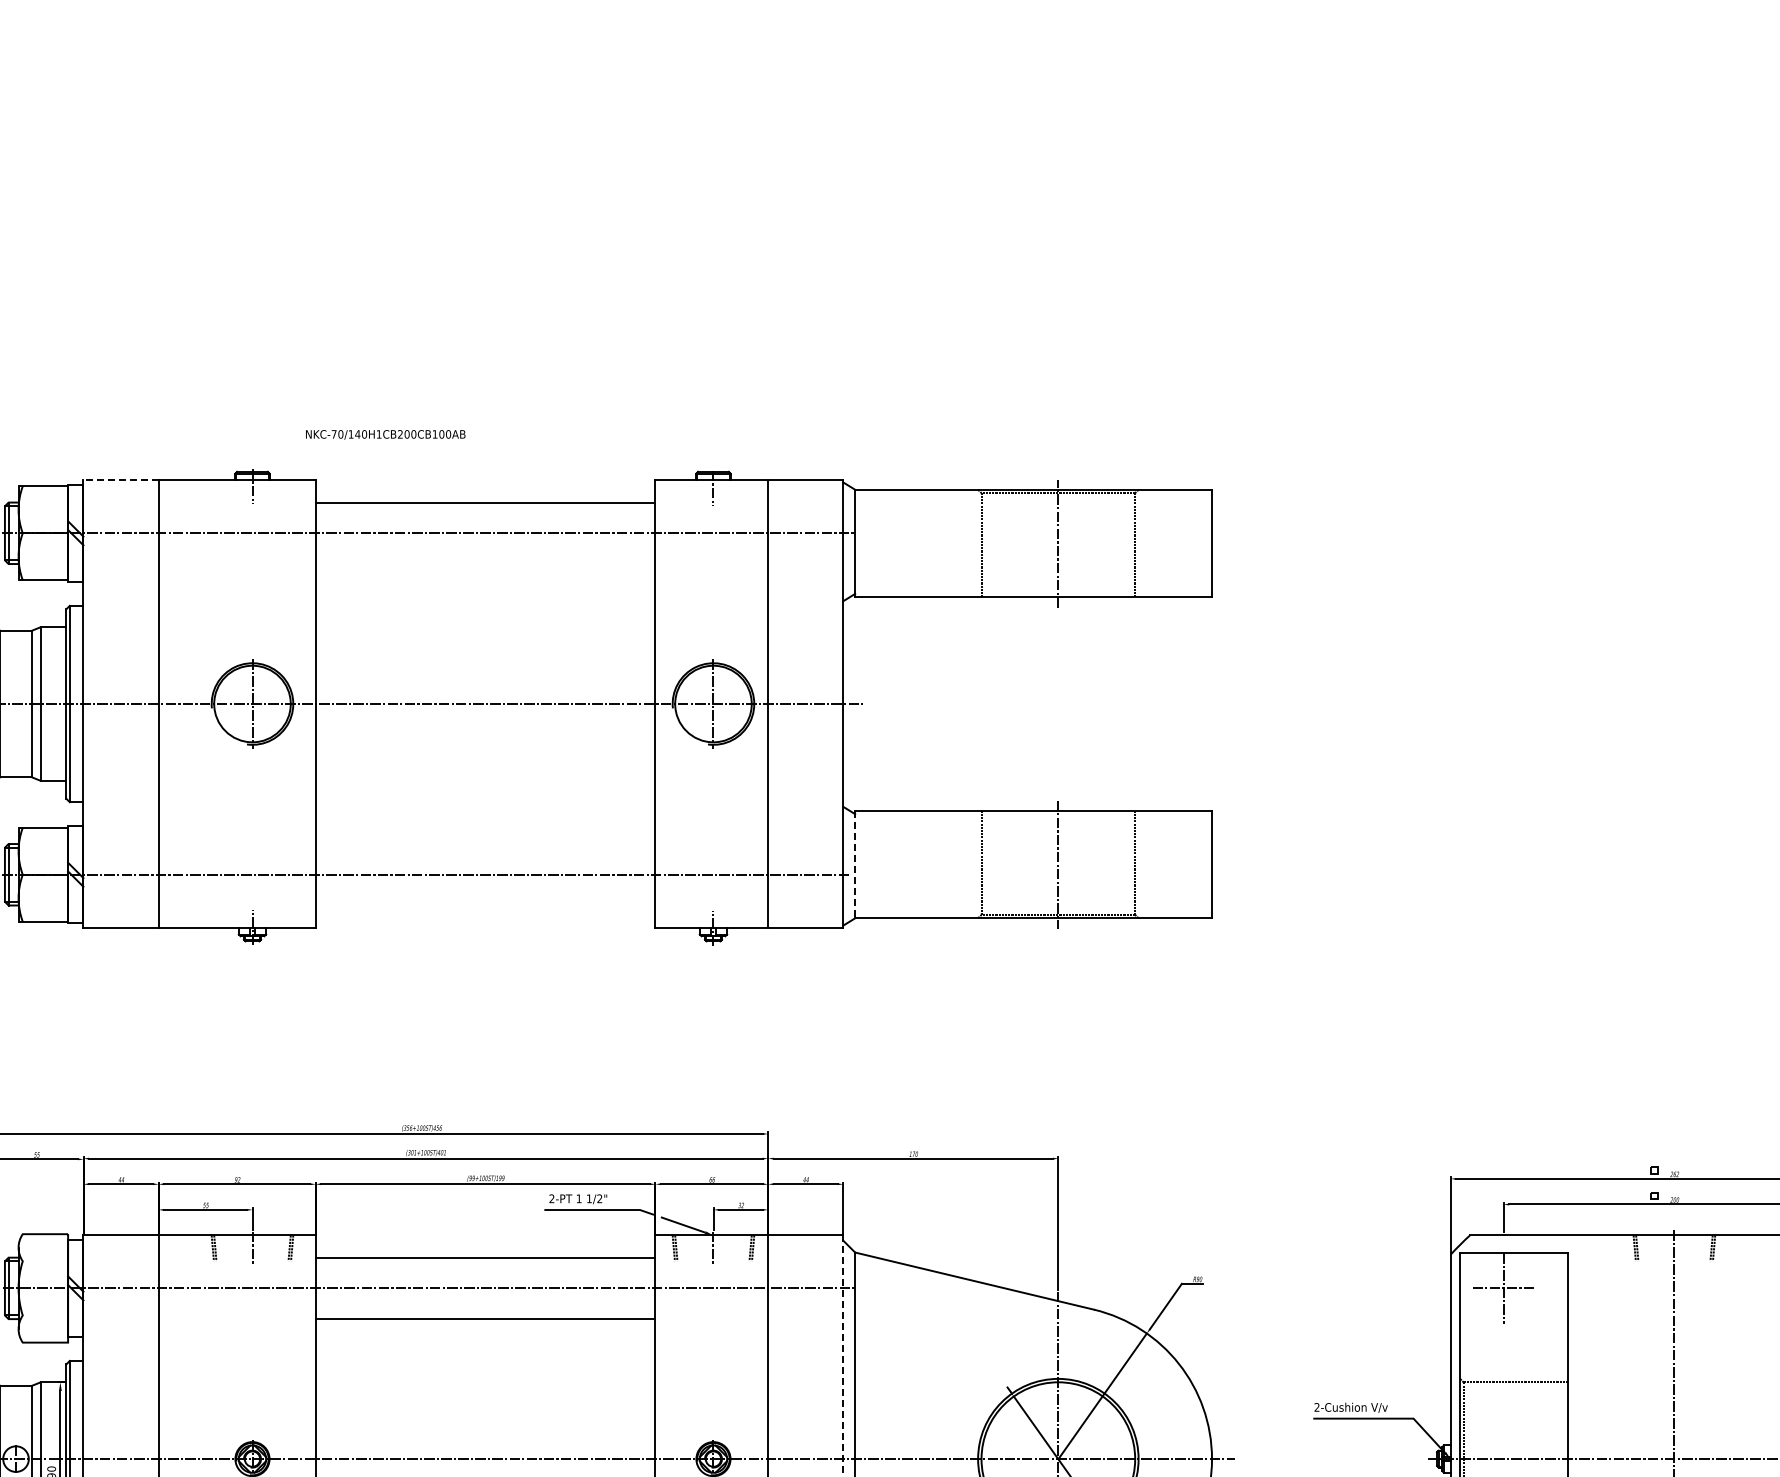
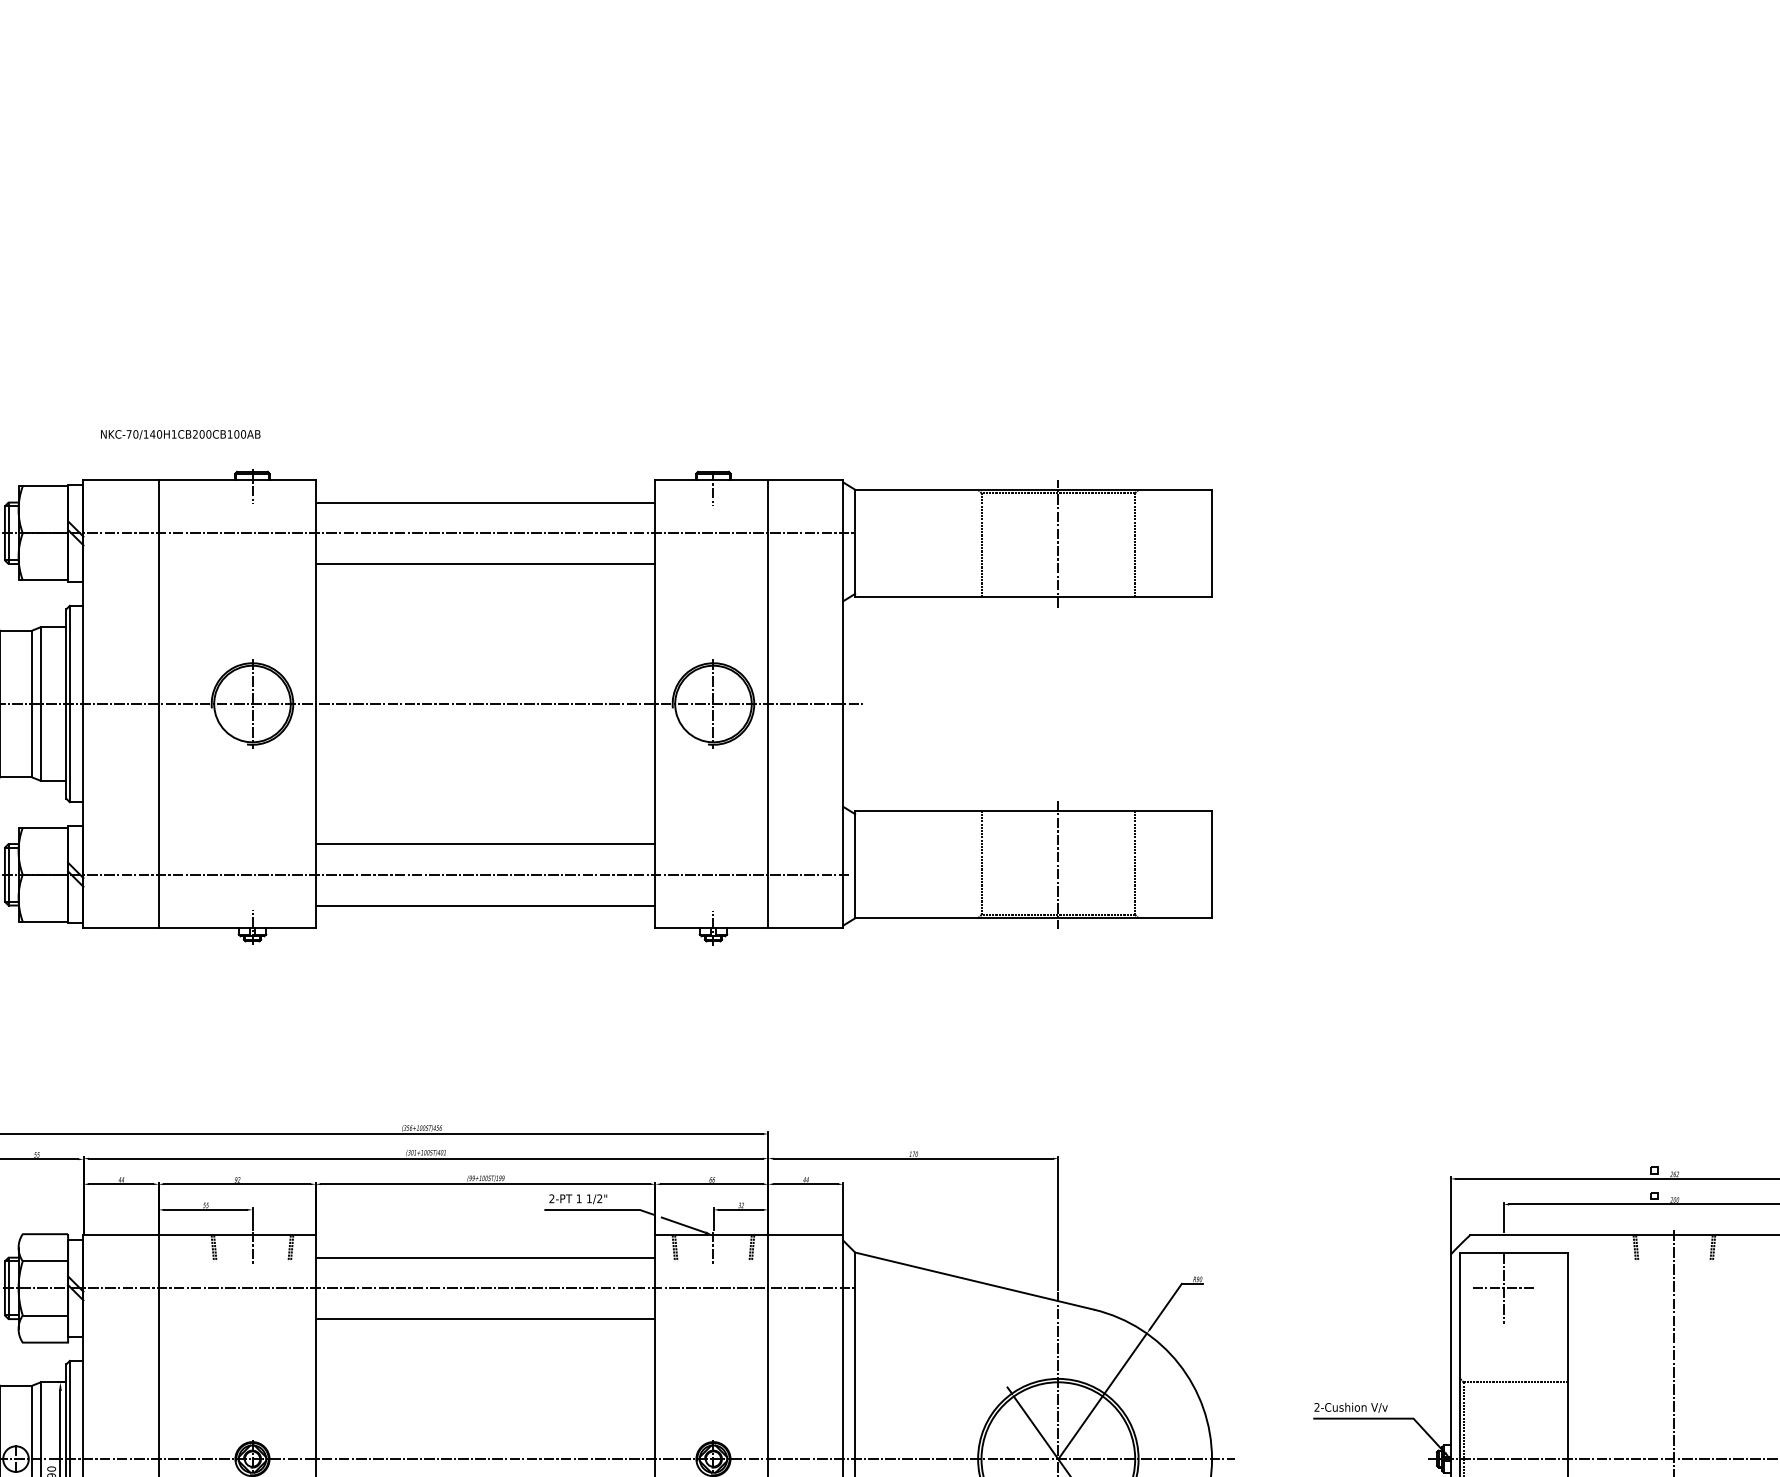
text position: (385, 434) -> (180, 434) (180, 434)
line: dashed -> solid (121, 480)
line: none -> present (485, 564)
line: none -> present (485, 844)
line: dashed -> solid (855, 864)
line: none -> present (485, 905)
line: none -> present (45, 1261)
line: none -> present (45, 1315)
line: dashed -> solid (843, 1356)
